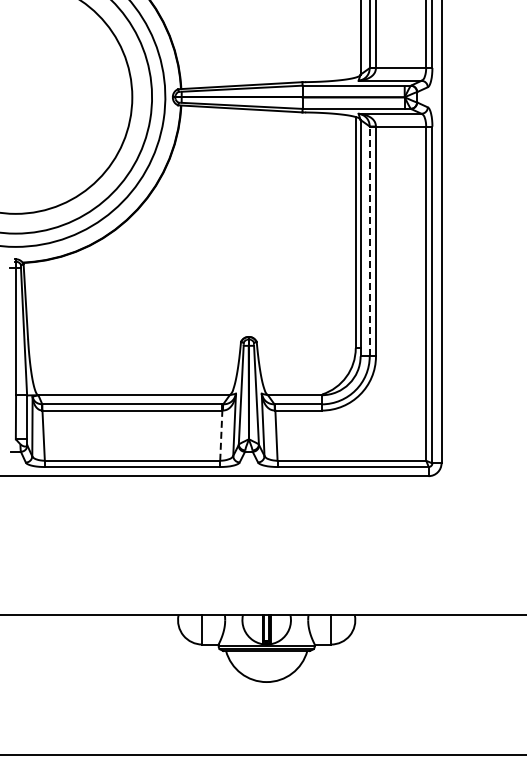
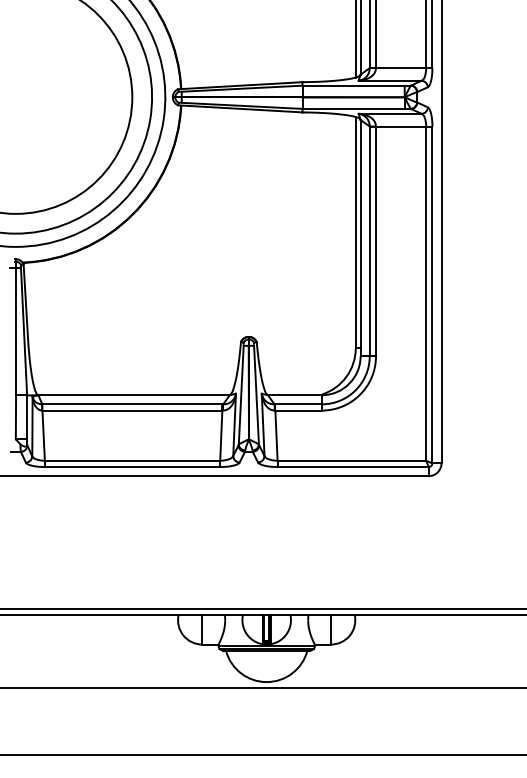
line: none -> present (355, 39)
line: dashed -> solid (369, 241)
line: dashed -> solid (221, 435)
line: none -> present (262, 608)
line: none -> present (262, 688)
